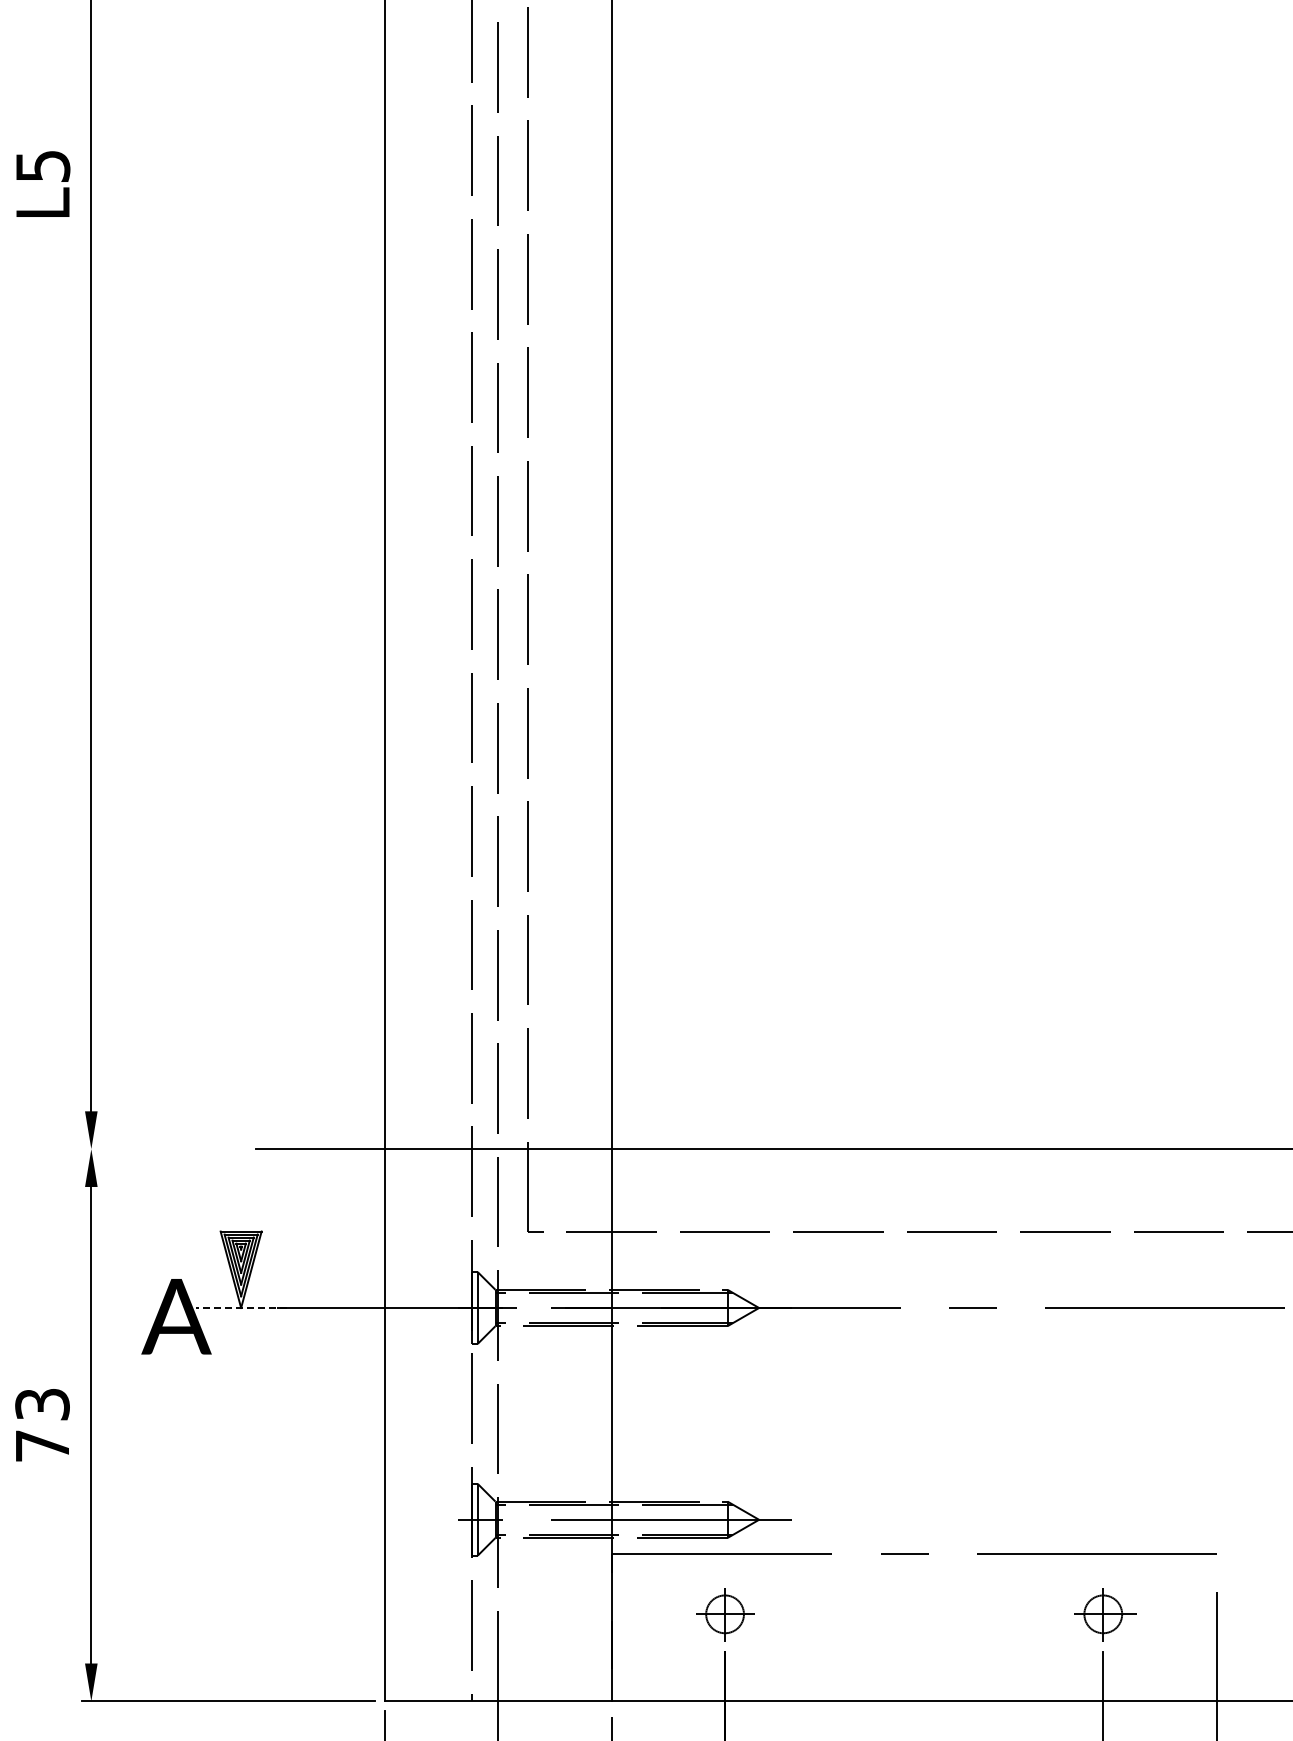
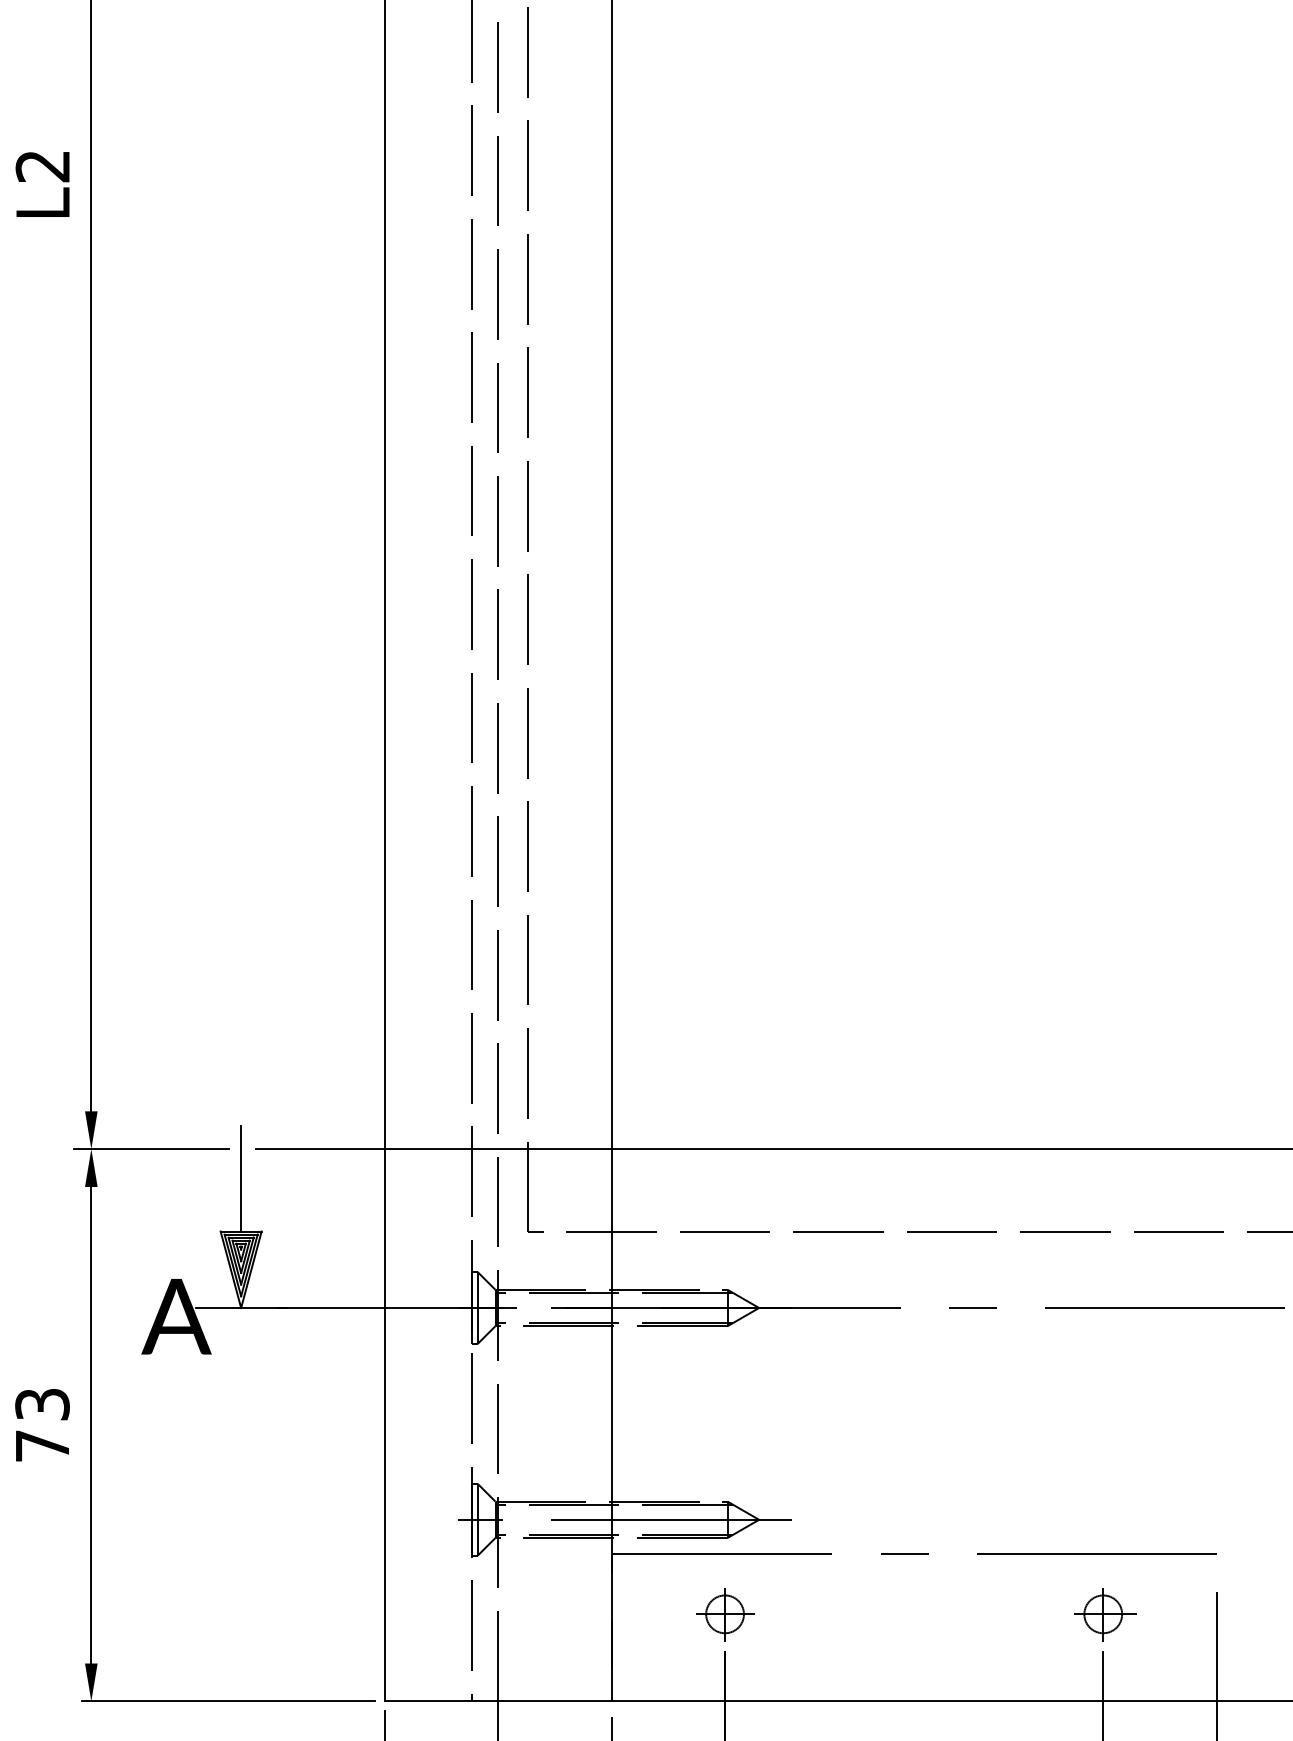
text: L5 -> L2 (42, 166)
line: none -> present (151, 1149)
line: none -> present (241, 1178)
line: dashed -> solid (240, 1308)
